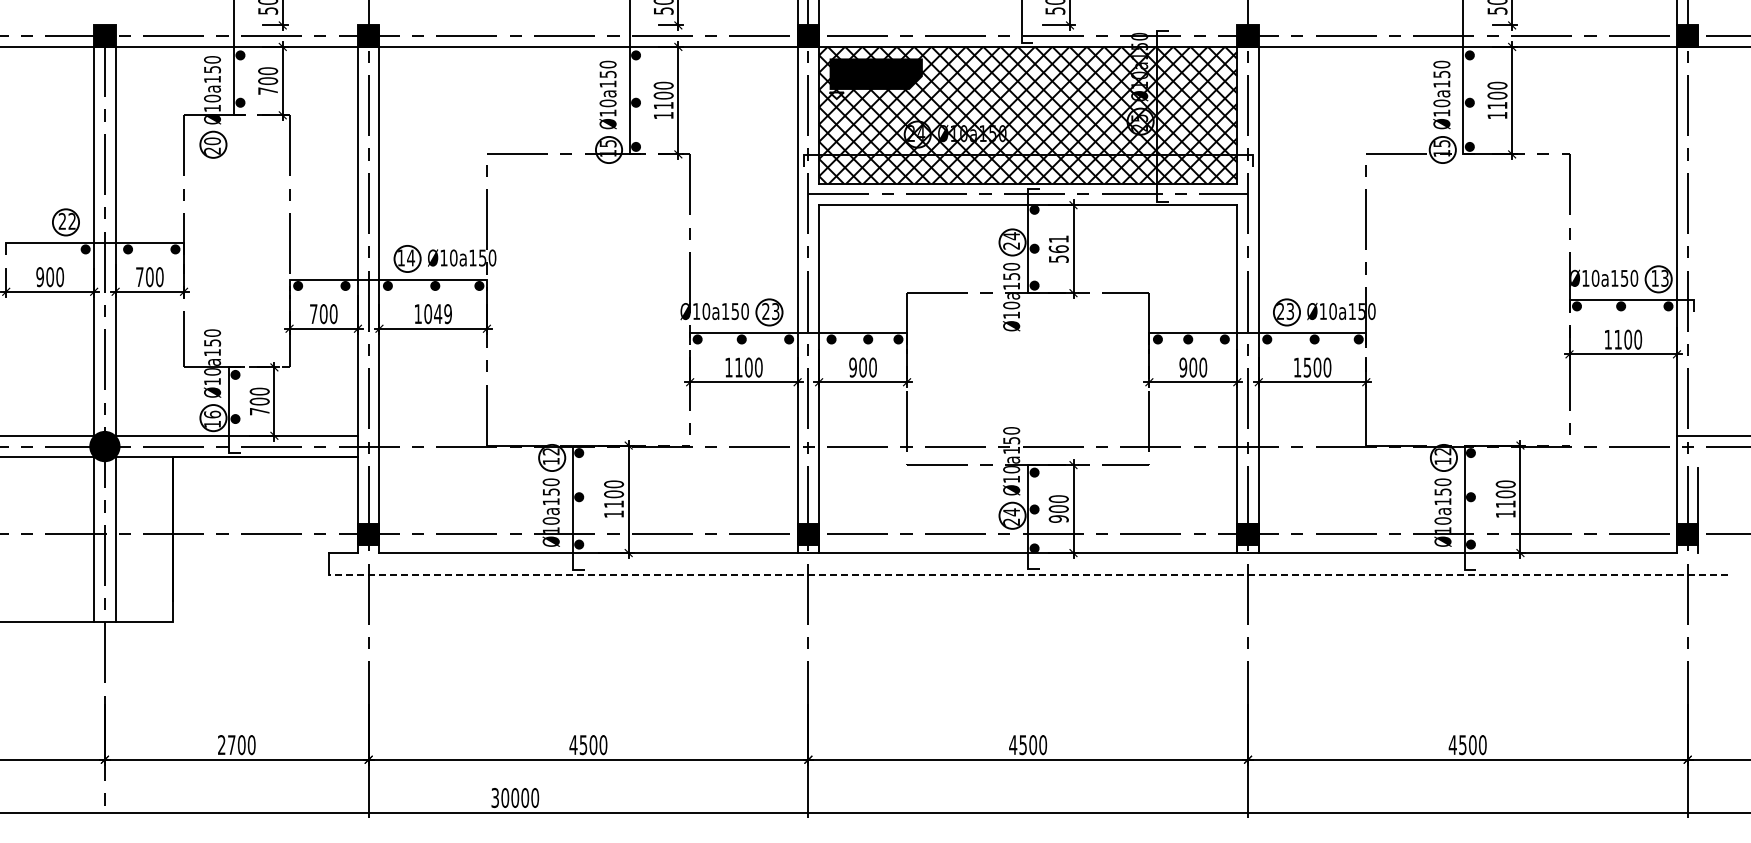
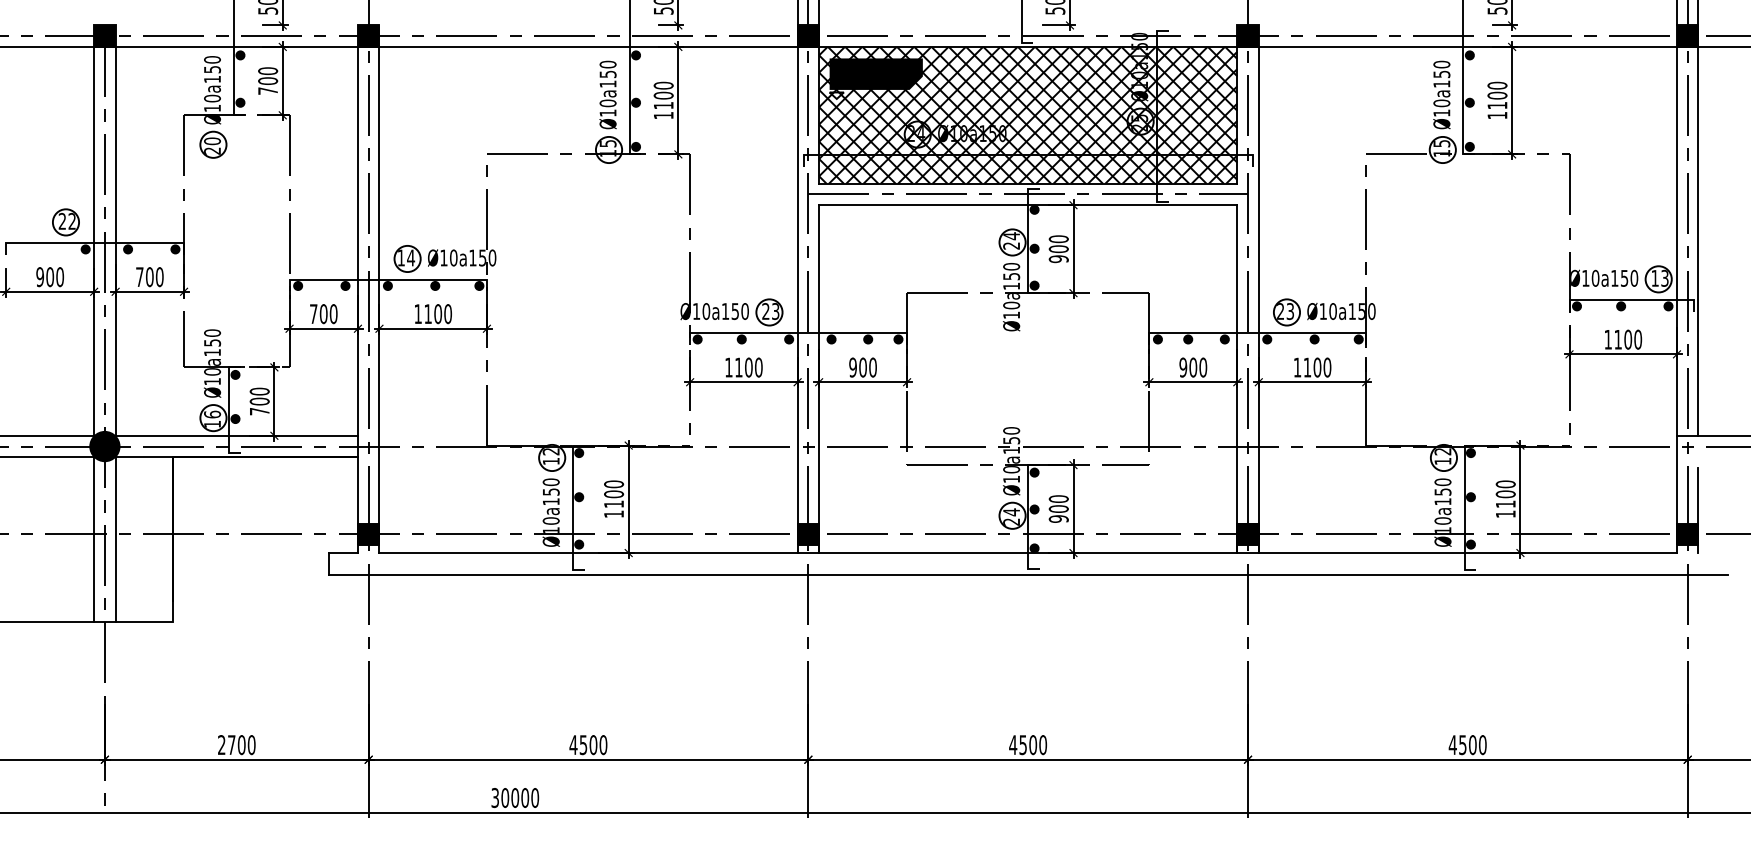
line: none -> present (1698, 218)
text: 561 -> 900 (1058, 249)
text: 1049 -> 1100 (437, 314)
text: 1500 -> 1100 (1307, 367)
line: dashed -> solid (1028, 574)
